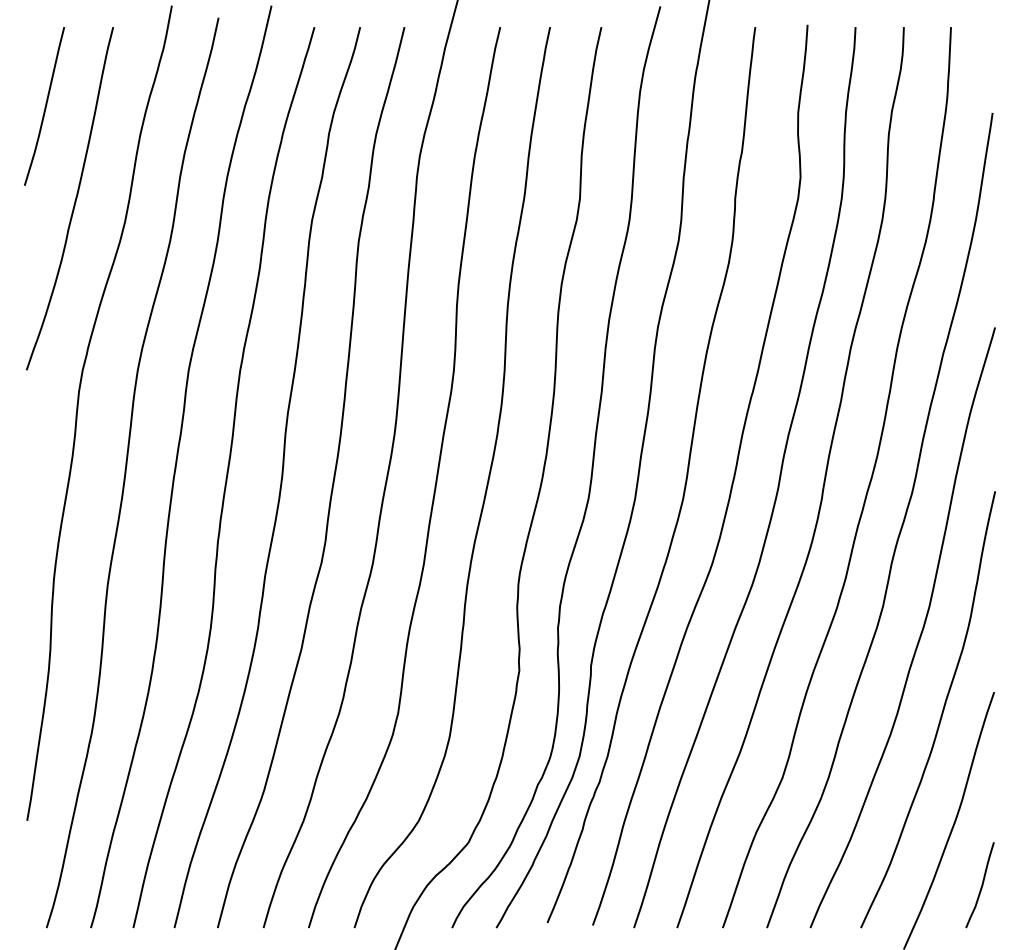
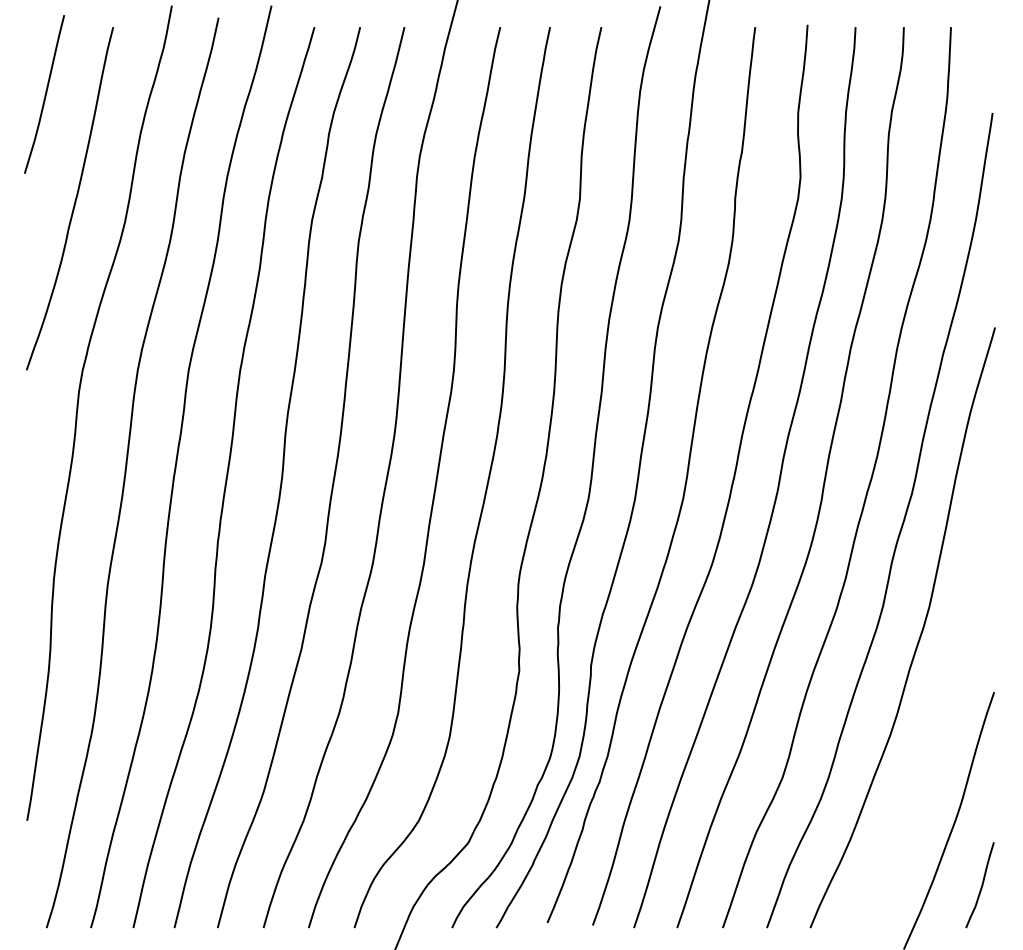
curve position: (45, 106) -> (45, 94) (45, 94)
curve: present -> none (941, 712)
